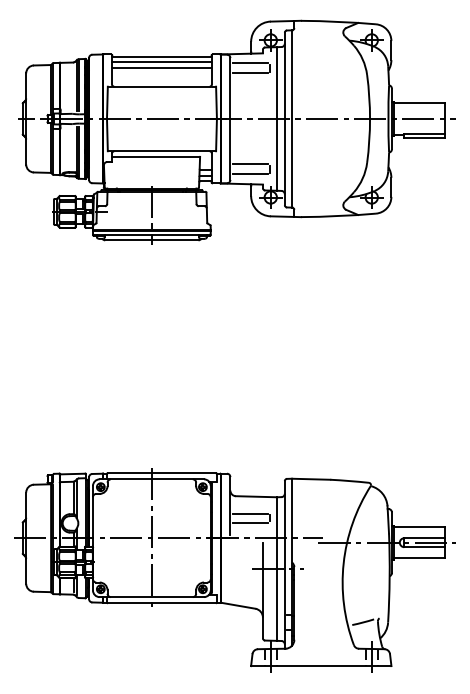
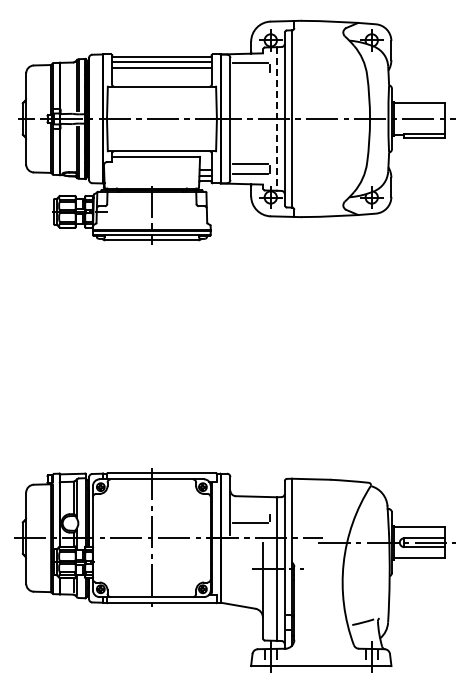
line: present -> none (249, 73)
line: solid -> dashed (276, 118)
line: present -> none (249, 513)
